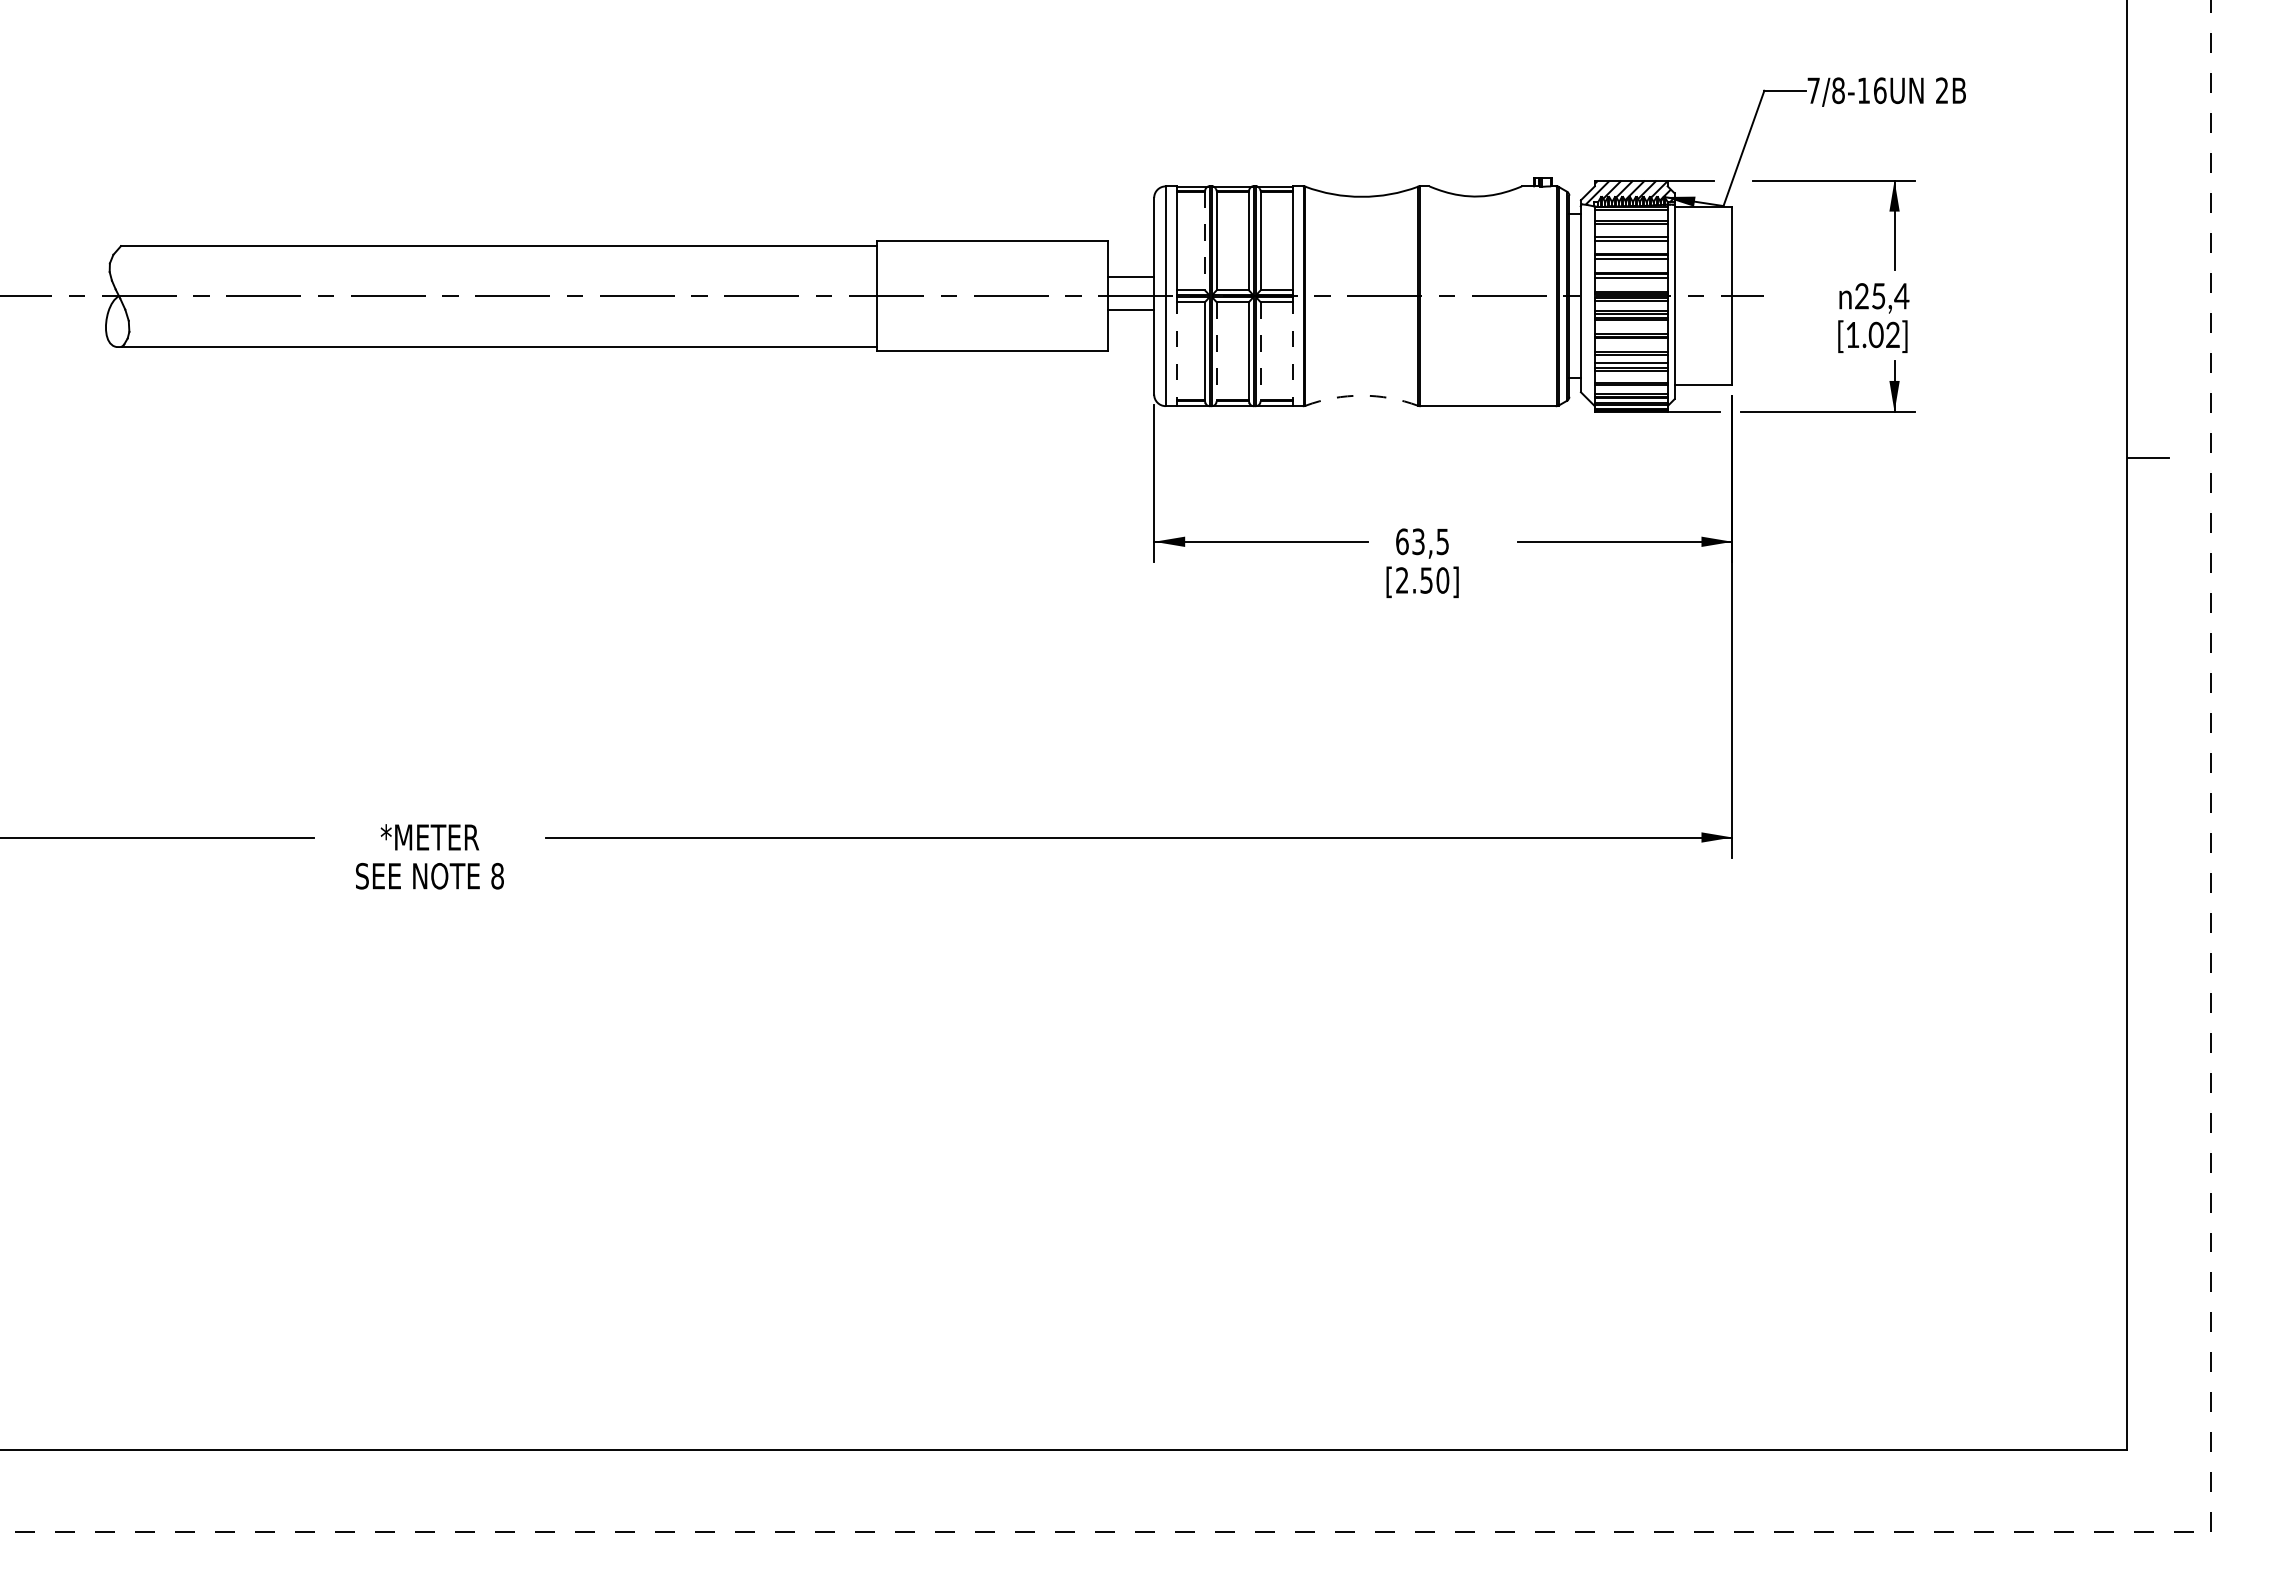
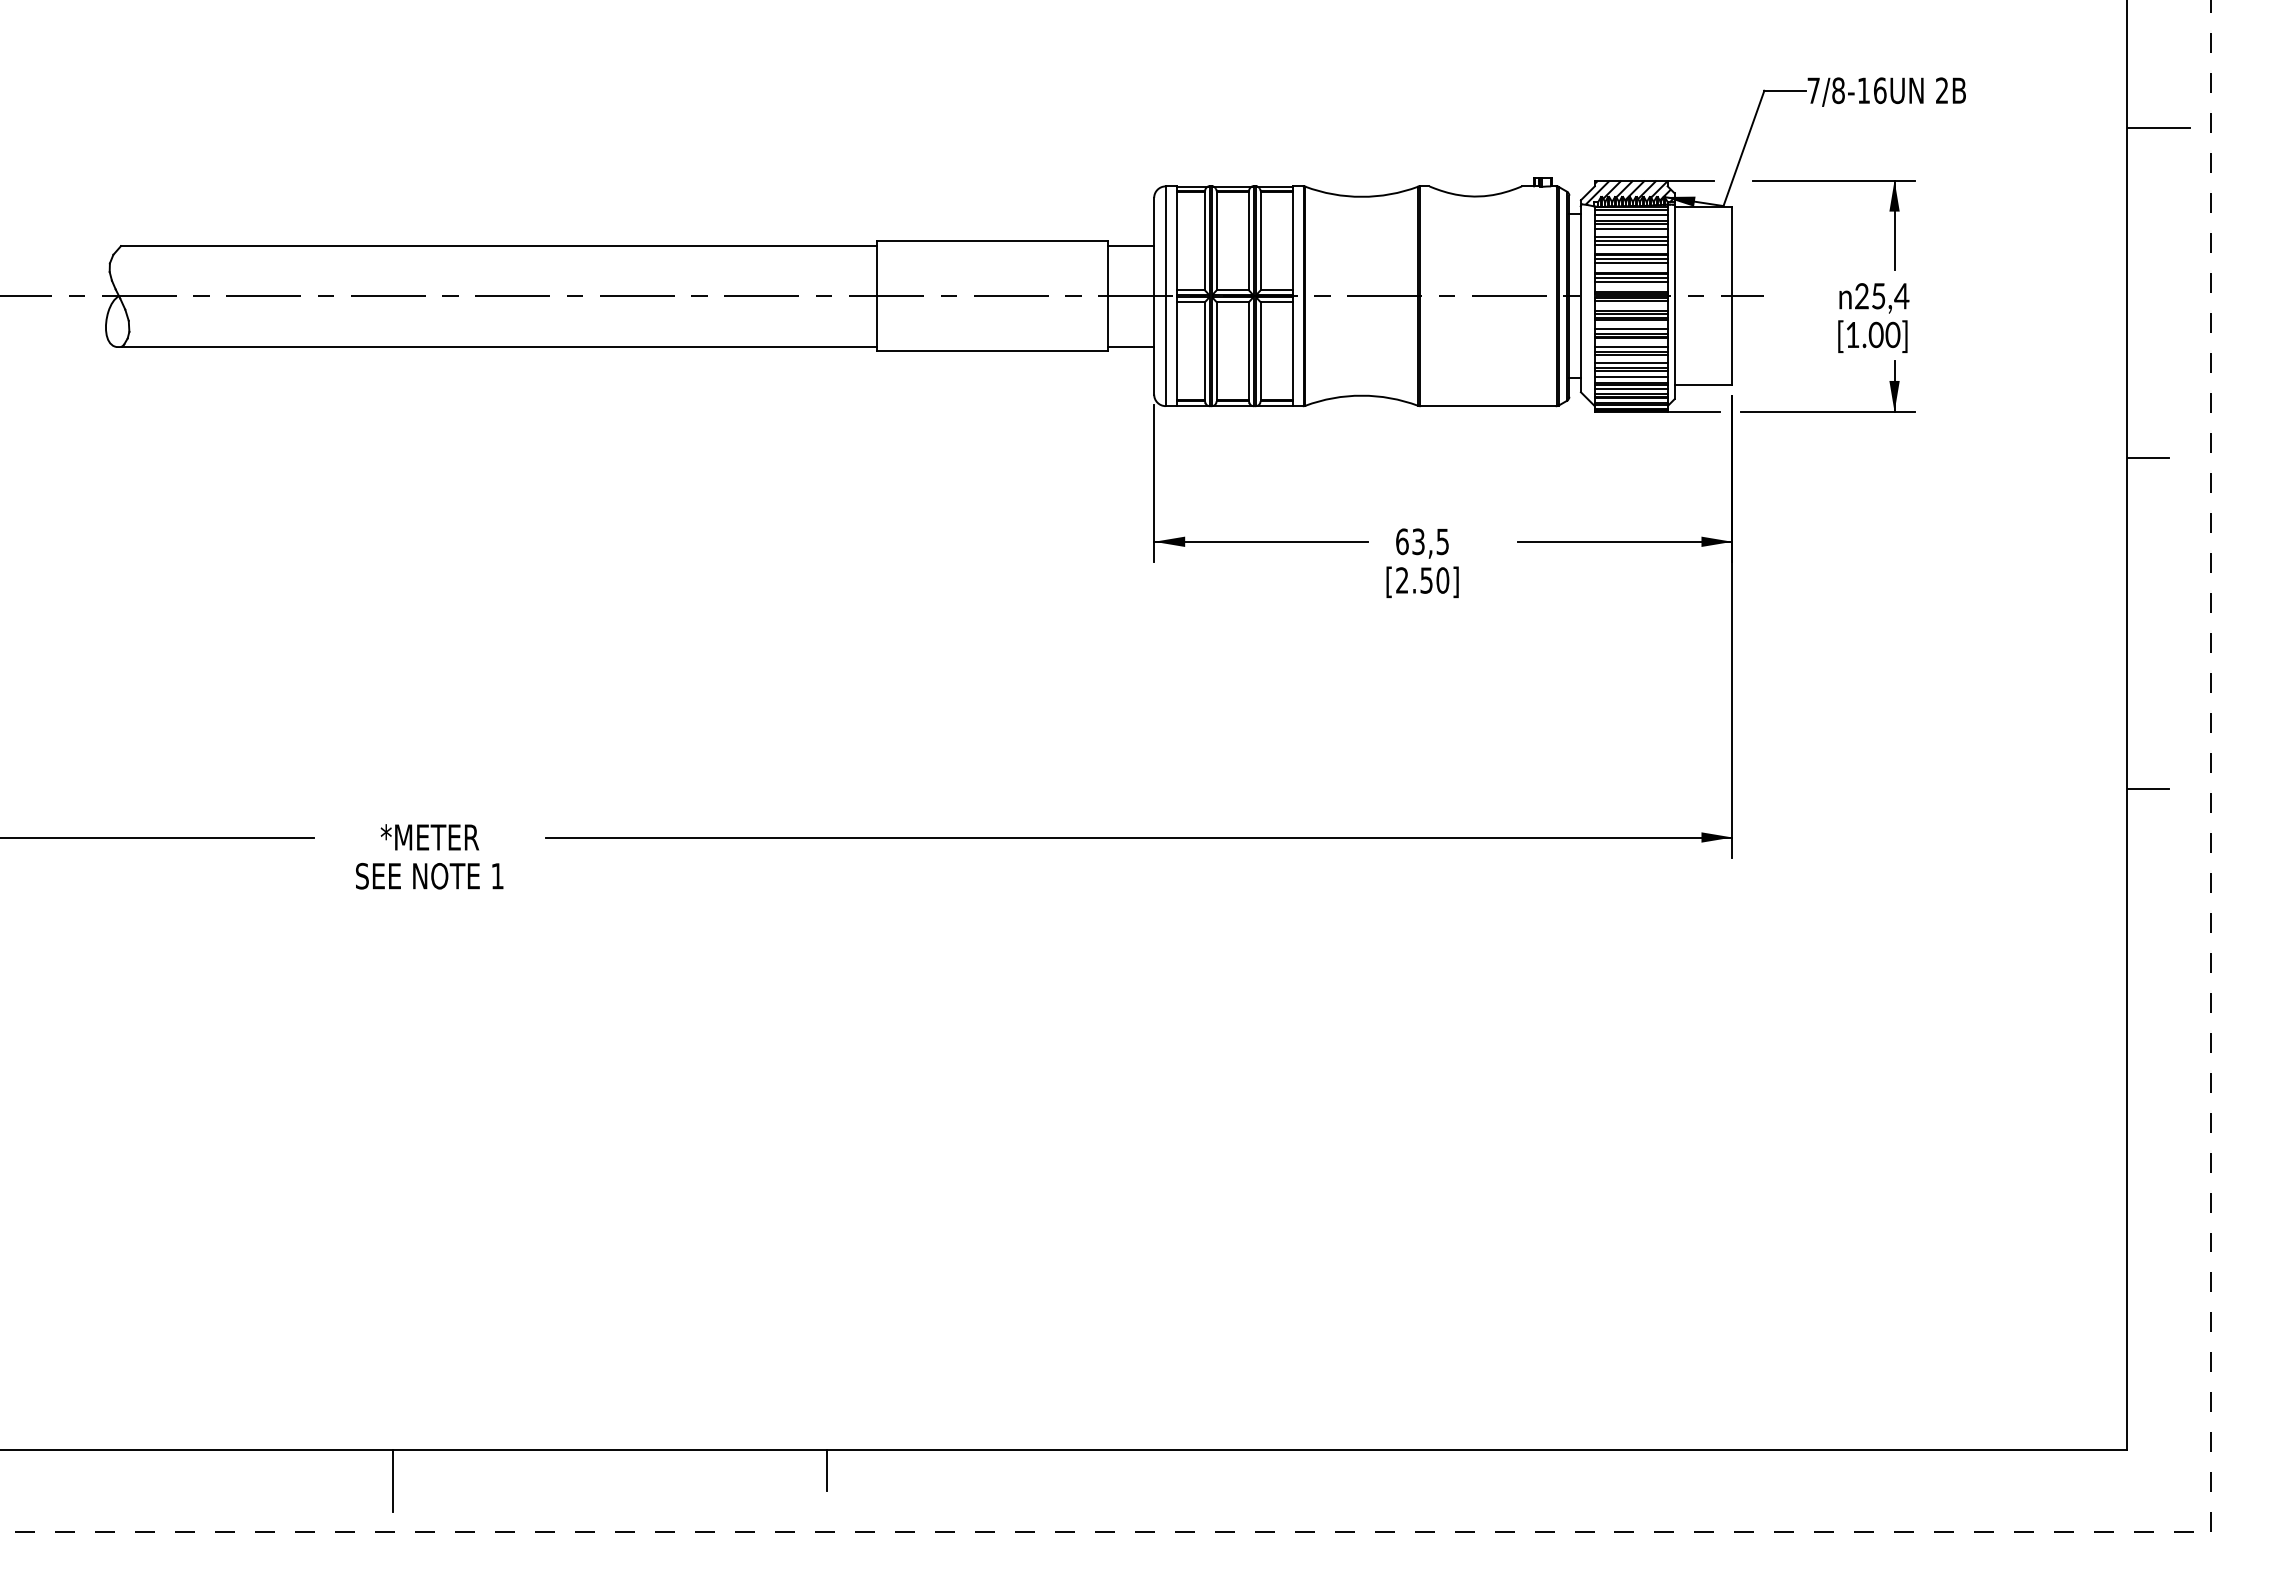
line: none -> present (2158, 127)
line: none -> present (1630, 215)
line: none -> present (1630, 229)
line: dashed -> solid (1205, 240)
line: none -> present (1630, 245)
line: none -> present (1630, 263)
line position: (1130, 276) -> (1130, 245) (1130, 245)
line: none -> present (1630, 281)
line position: (1130, 309) -> (1130, 346) (1130, 346)
line: none -> present (1630, 329)
text: [1.02] -> [1.00] (1892, 335)
line: none -> present (1630, 347)
line: dashed -> solid (1216, 351)
line: dashed -> solid (1260, 351)
line: dashed -> solid (1177, 352)
line: dashed -> solid (1292, 352)
line: none -> present (1630, 377)
line: none -> present (1630, 388)
arc: dashed -> solid (1361, 395)
line: none -> present (2148, 788)
text: 8 -> 1 (497, 875)
line: none -> present (826, 1470)
line: none -> present (393, 1480)
